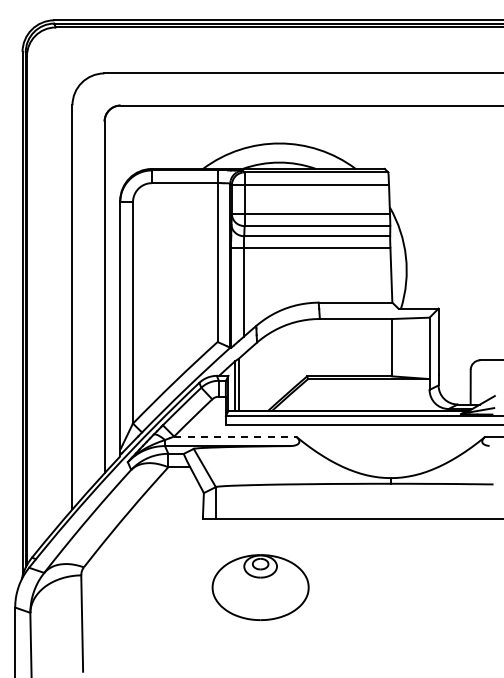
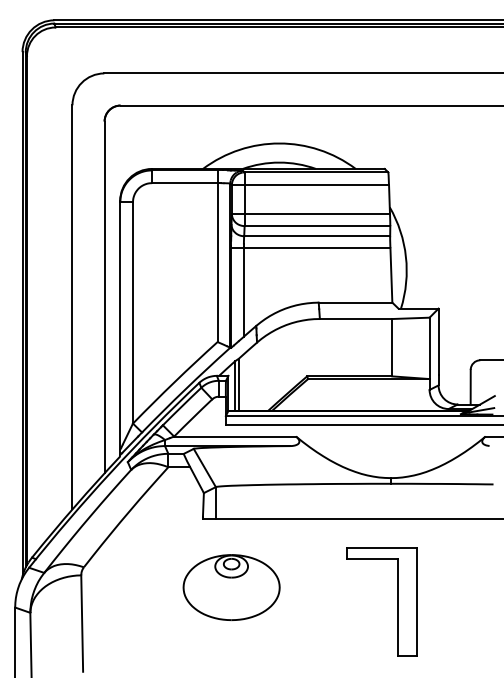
line: dashed -> solid (235, 436)
part position: (260, 587) -> (231, 587) (231, 587)
part: none -> present (397, 601)
